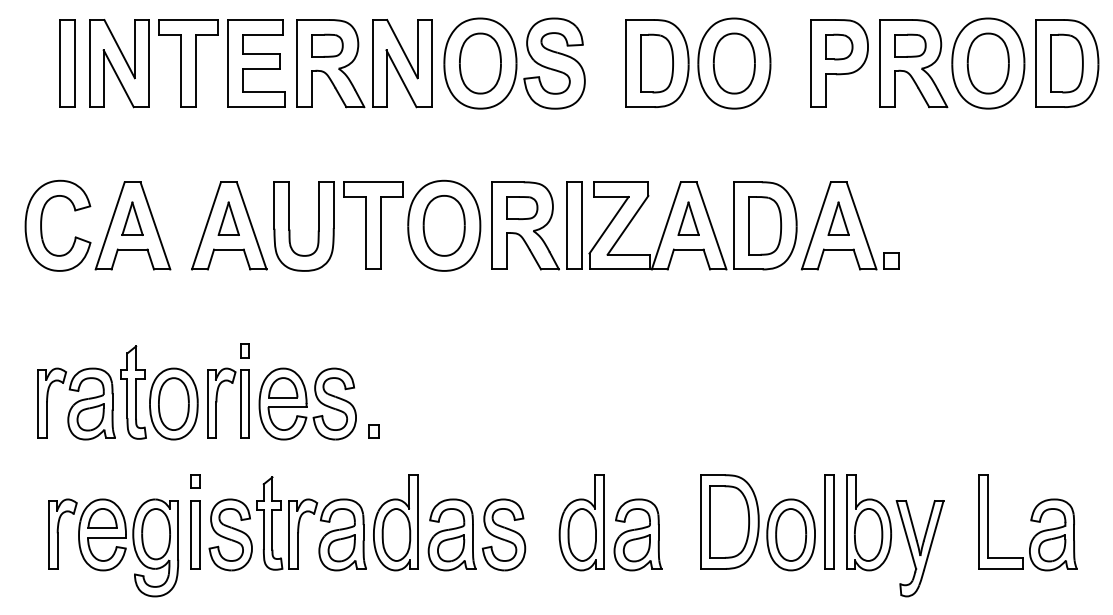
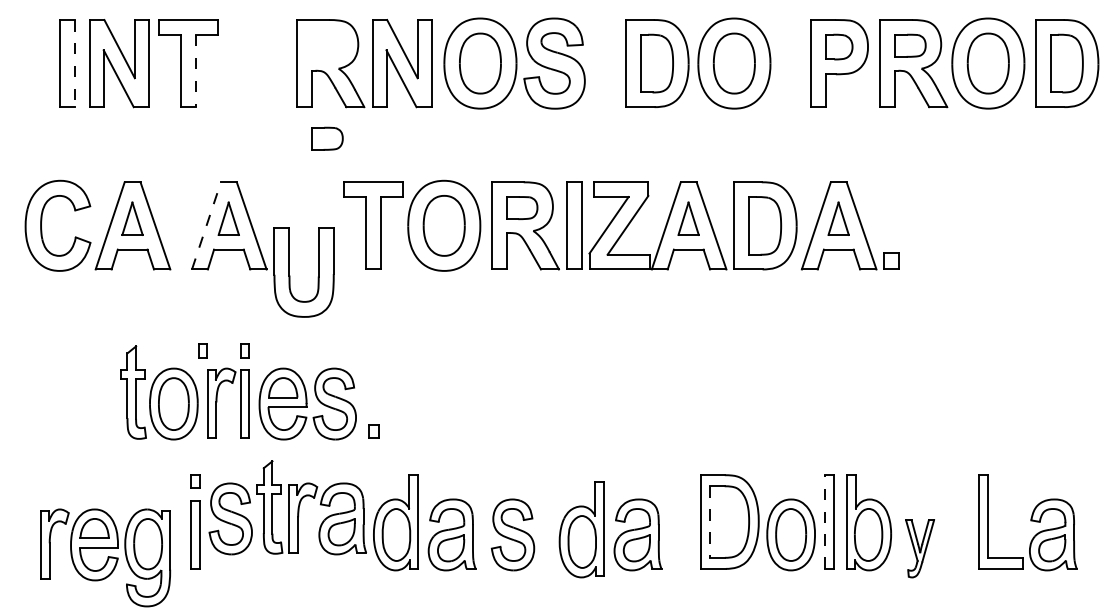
part position: (327, 45) -> (327, 138) (327, 138)
line: solid -> dashed (75, 63)
part: present -> none (256, 63)
line: solid -> dashed (196, 71)
line: solid -> dashed (206, 225)
part position: (290, 229) -> (290, 275) (290, 275)
part: none -> present (202, 350)
part: present -> none (76, 403)
part position: (581, 522) -> (581, 529) (581, 529)
line: solid -> dashed (709, 522)
line: solid -> dashed (824, 522)
part position: (287, 523) -> (287, 507) (287, 507)
part position: (503, 534) -> (512, 534) (512, 534)
part position: (113, 547) -> (105, 557) (105, 557)
part size: 50x98 px -> 30x60 px (919, 548)
